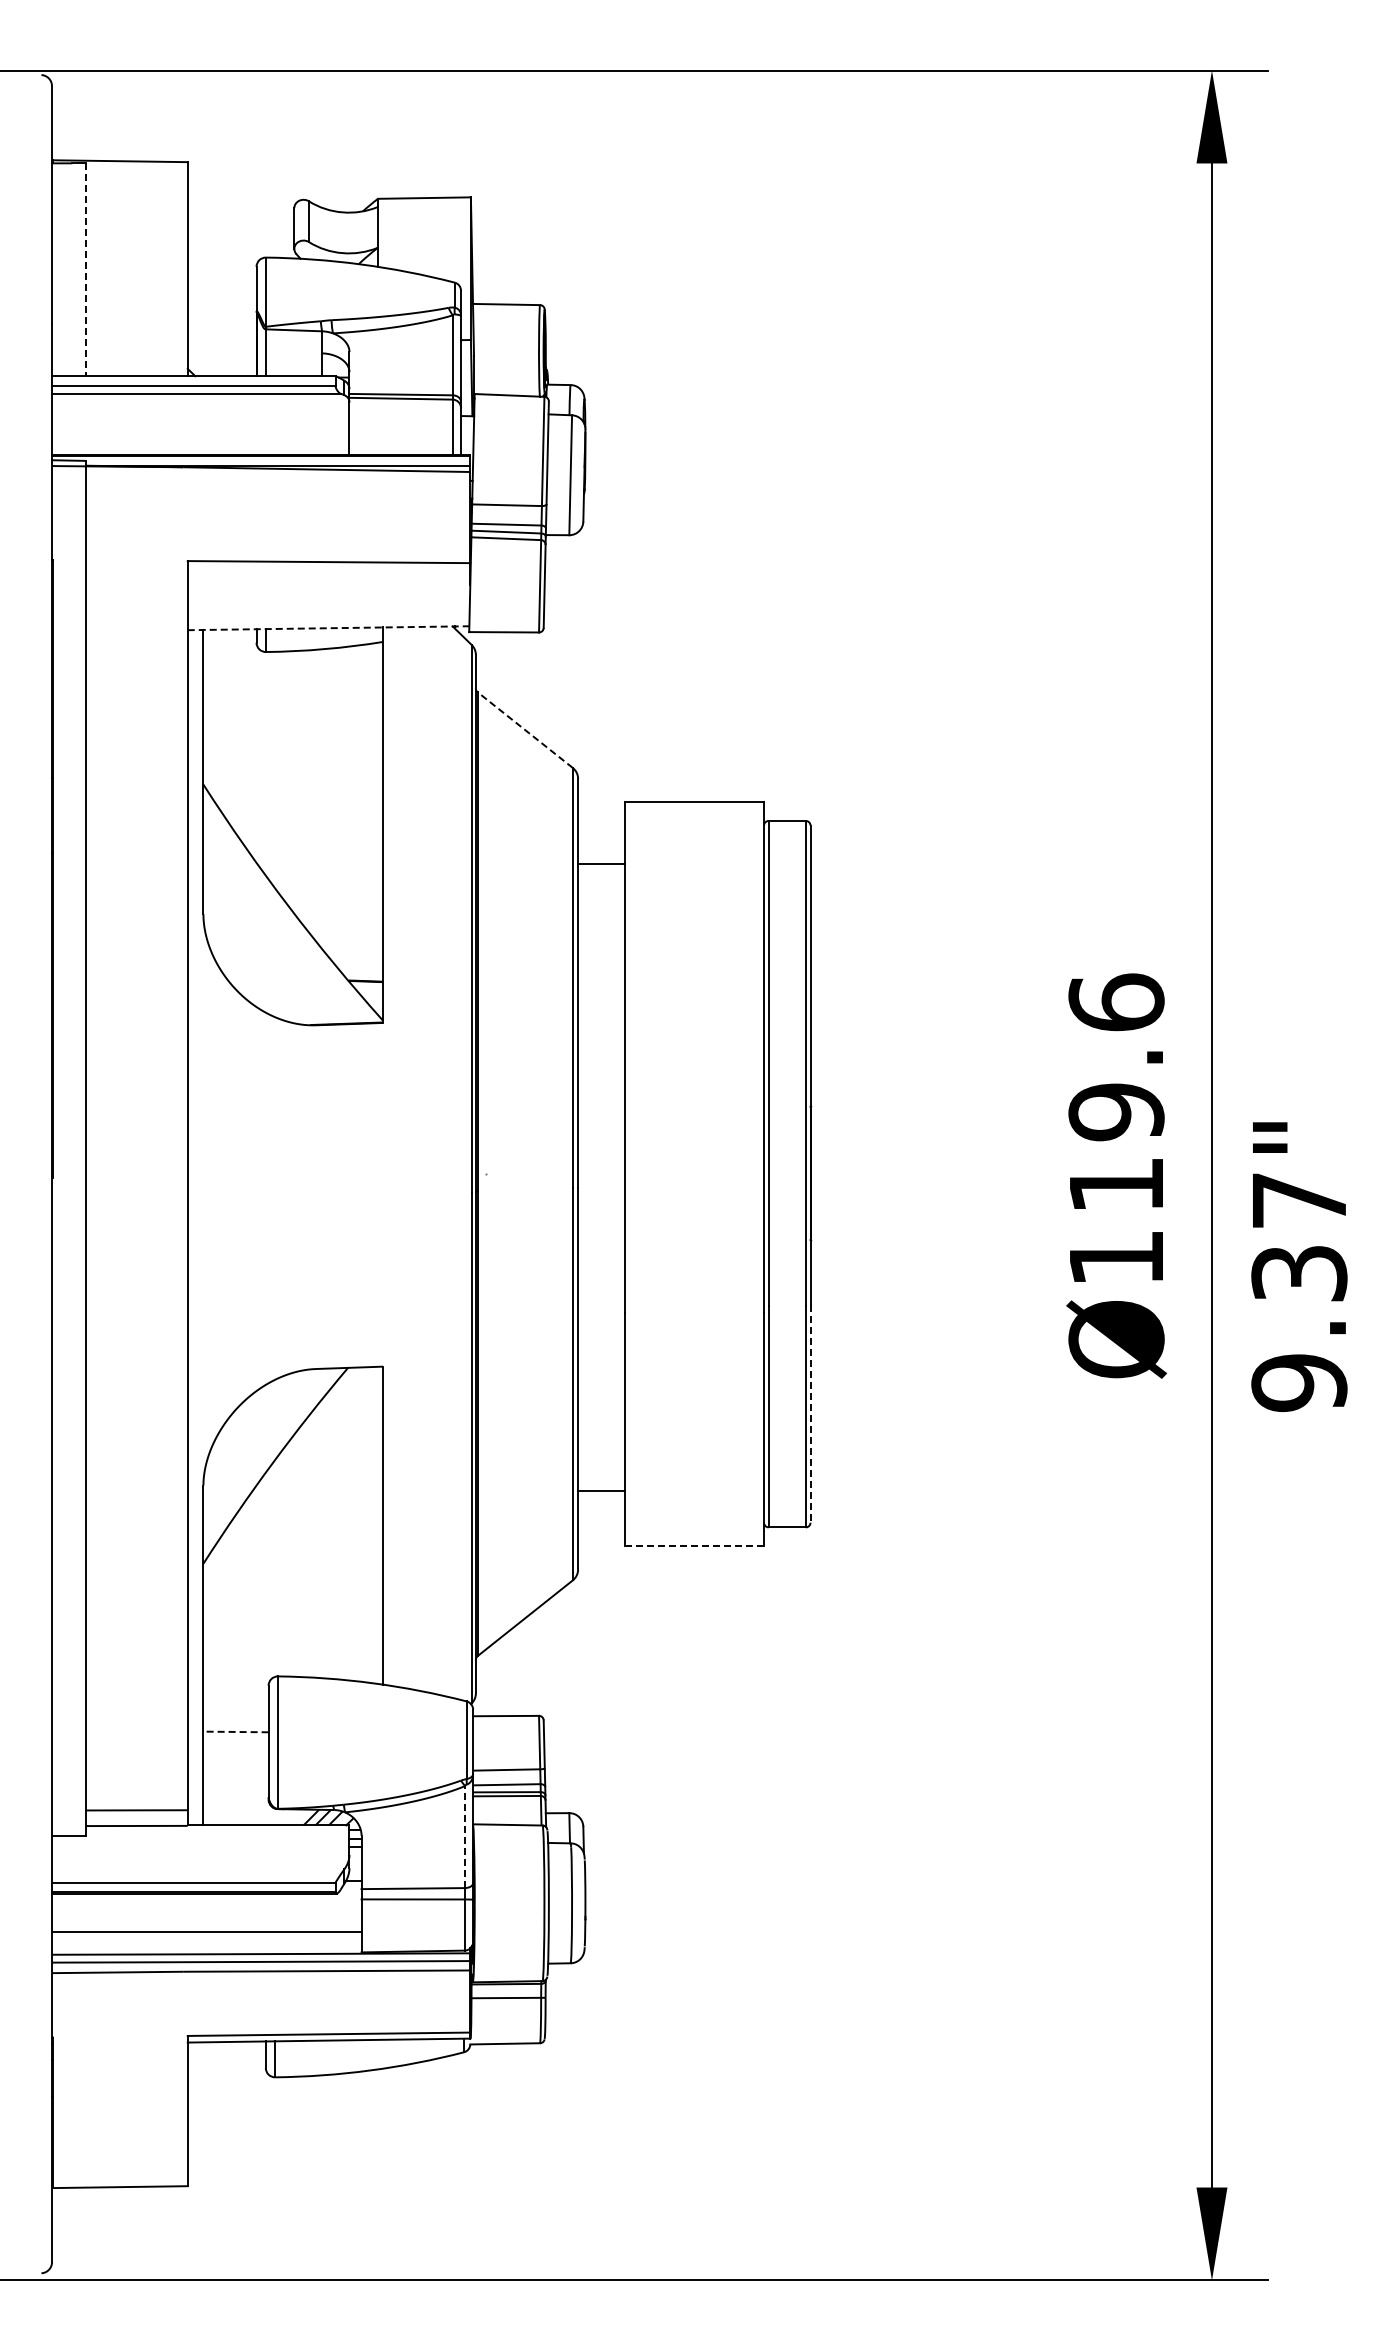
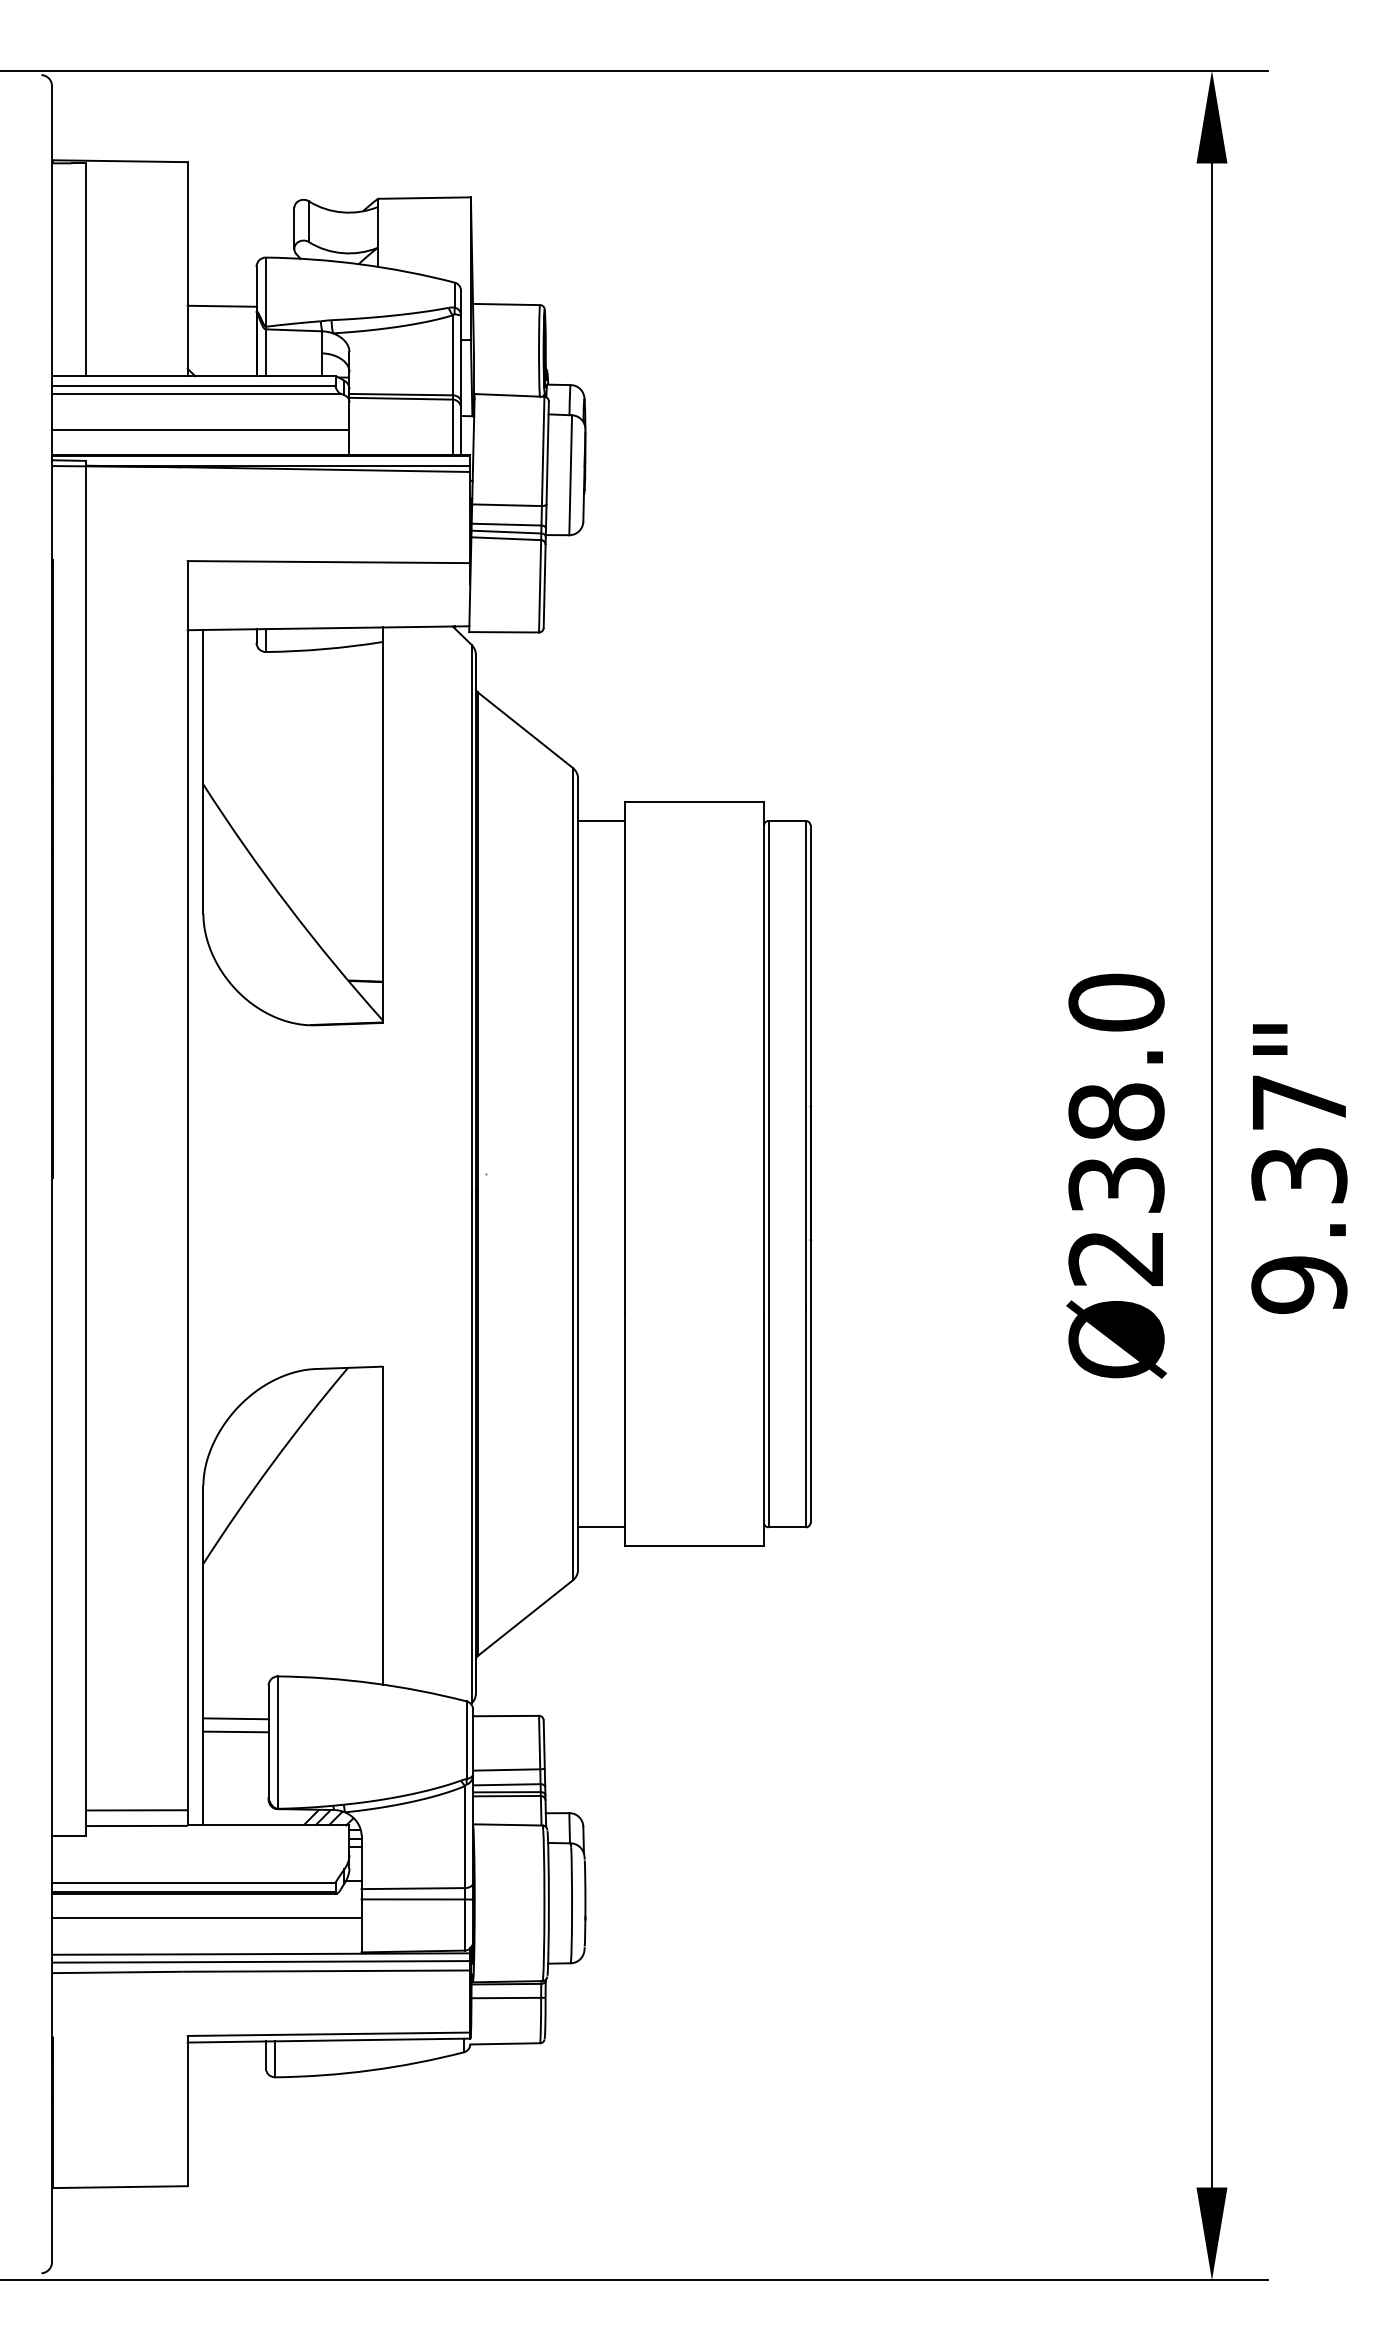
line: dashed -> solid (85, 270)
line: none -> present (221, 305)
line: none -> present (200, 429)
line: dashed -> solid (328, 628)
line: dashed -> solid (525, 730)
line position: (601, 863) -> (601, 820) (601, 820)
text: Ø119.6 -> Ø238.0 (1116, 1129)
text position: (1299, 1266) -> (1299, 1168) (1299, 1168)
line: dashed -> solid (810, 1413)
line position: (601, 1491) -> (601, 1527) (601, 1527)
line: dashed -> solid (694, 1545)
line: none -> present (235, 1718)
line: dashed -> solid (236, 1731)
line: dashed -> solid (464, 1837)
line position: (206, 1932) -> (206, 1918) (206, 1918)
